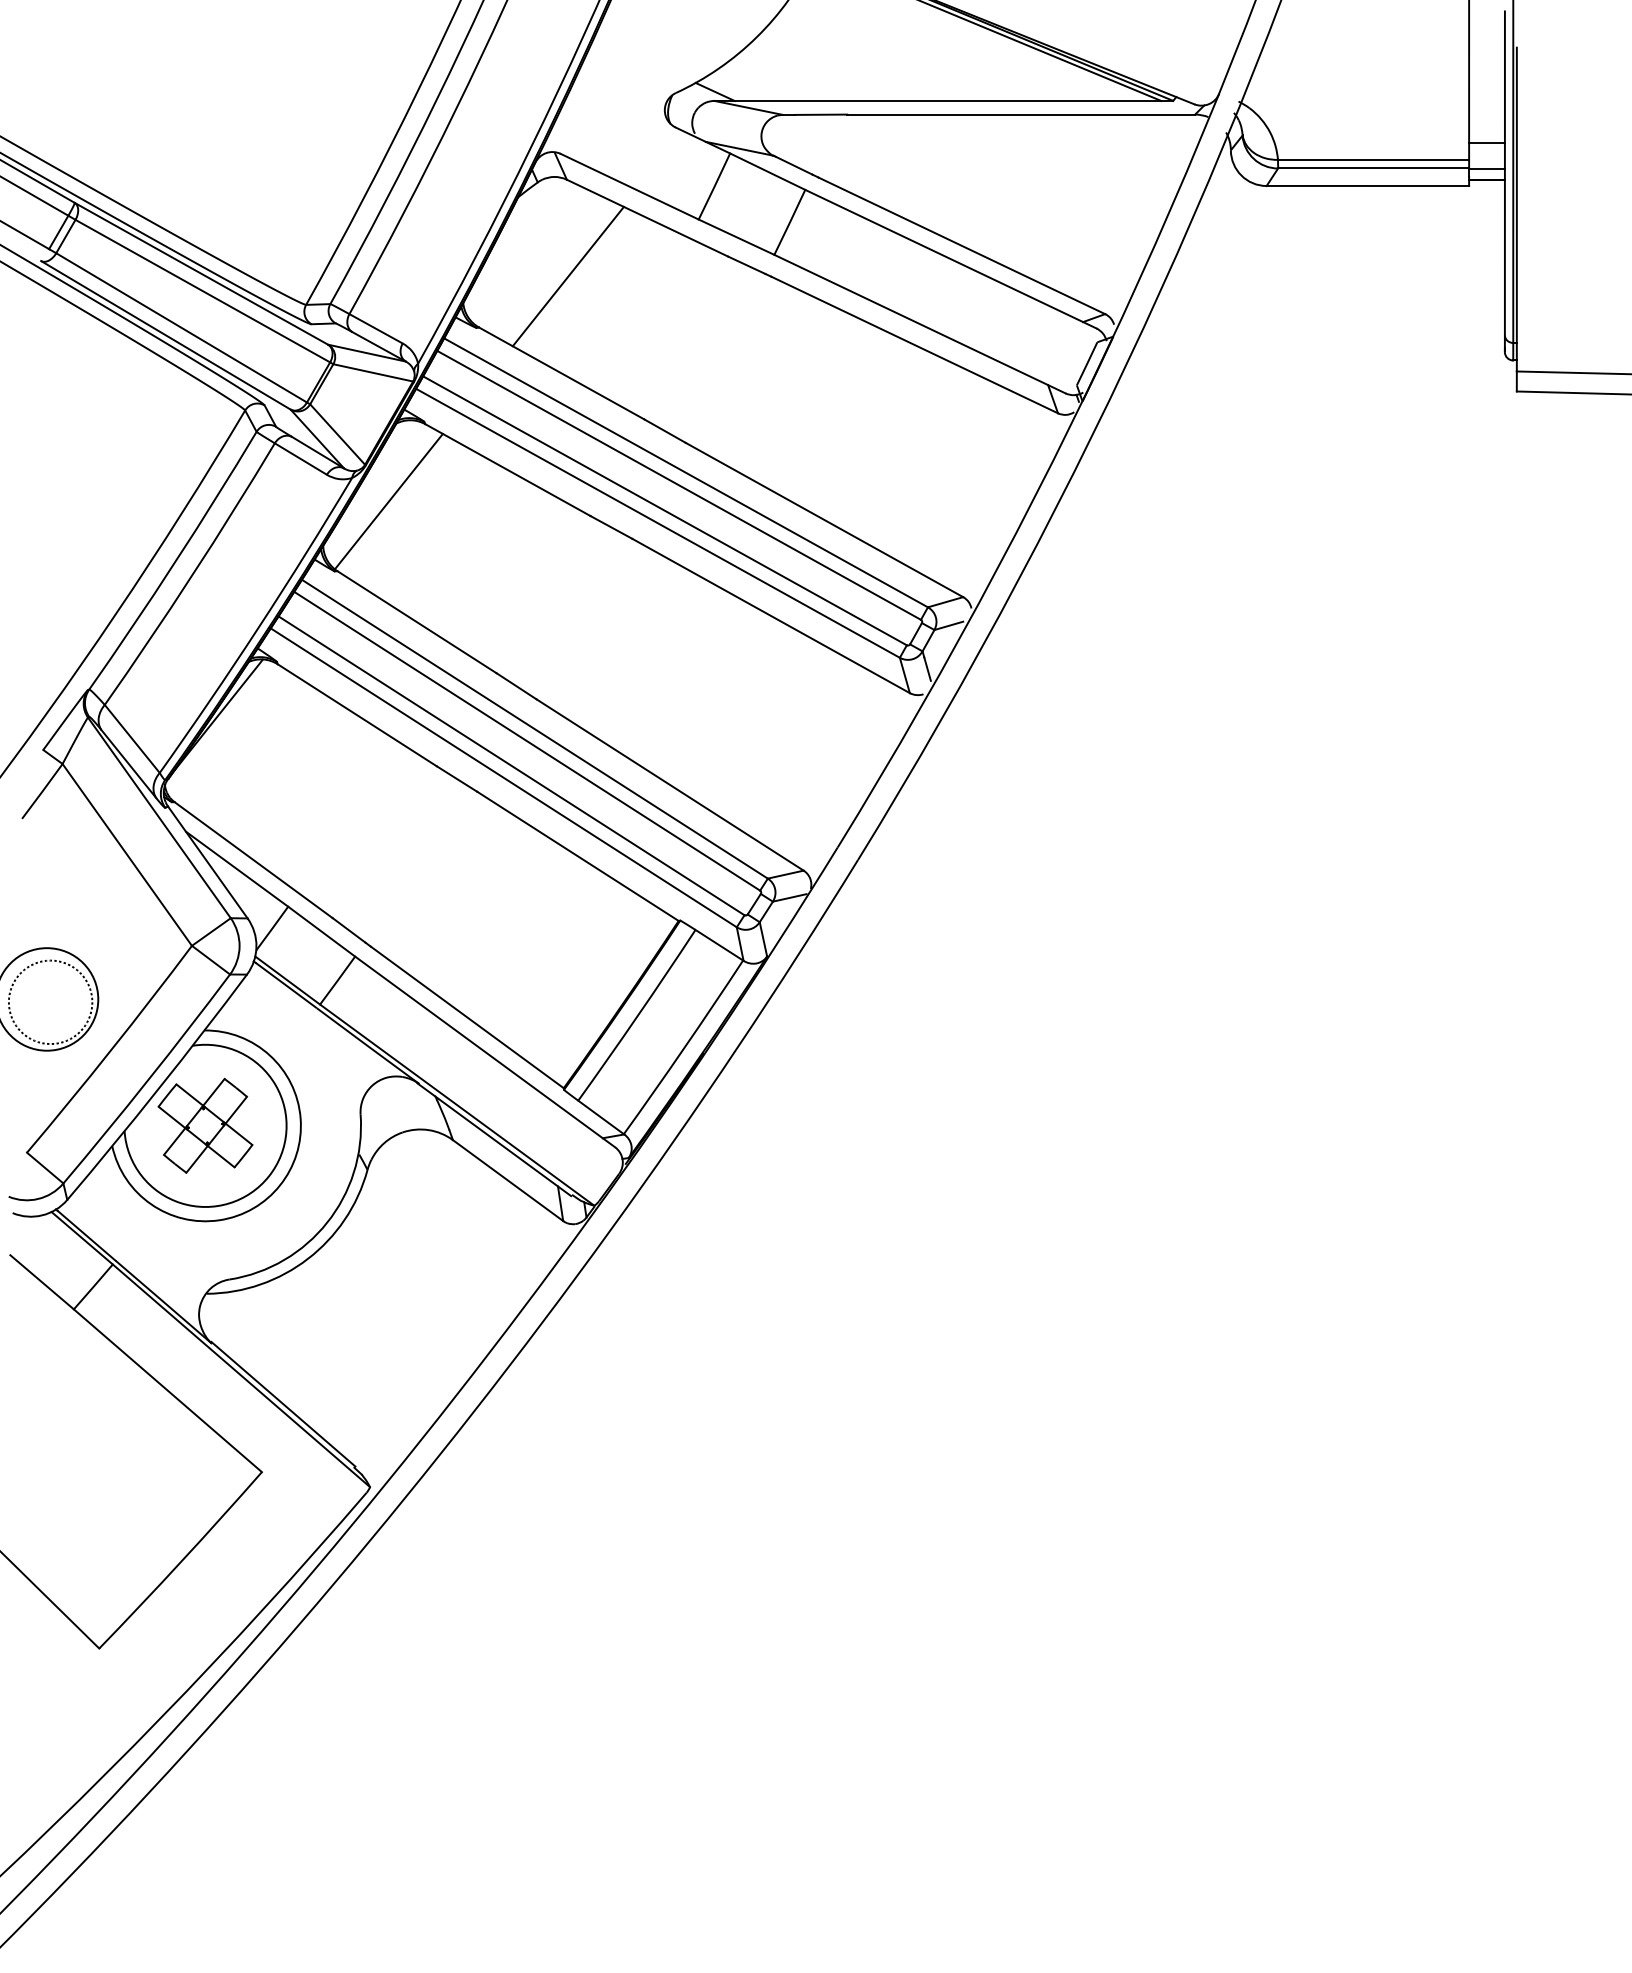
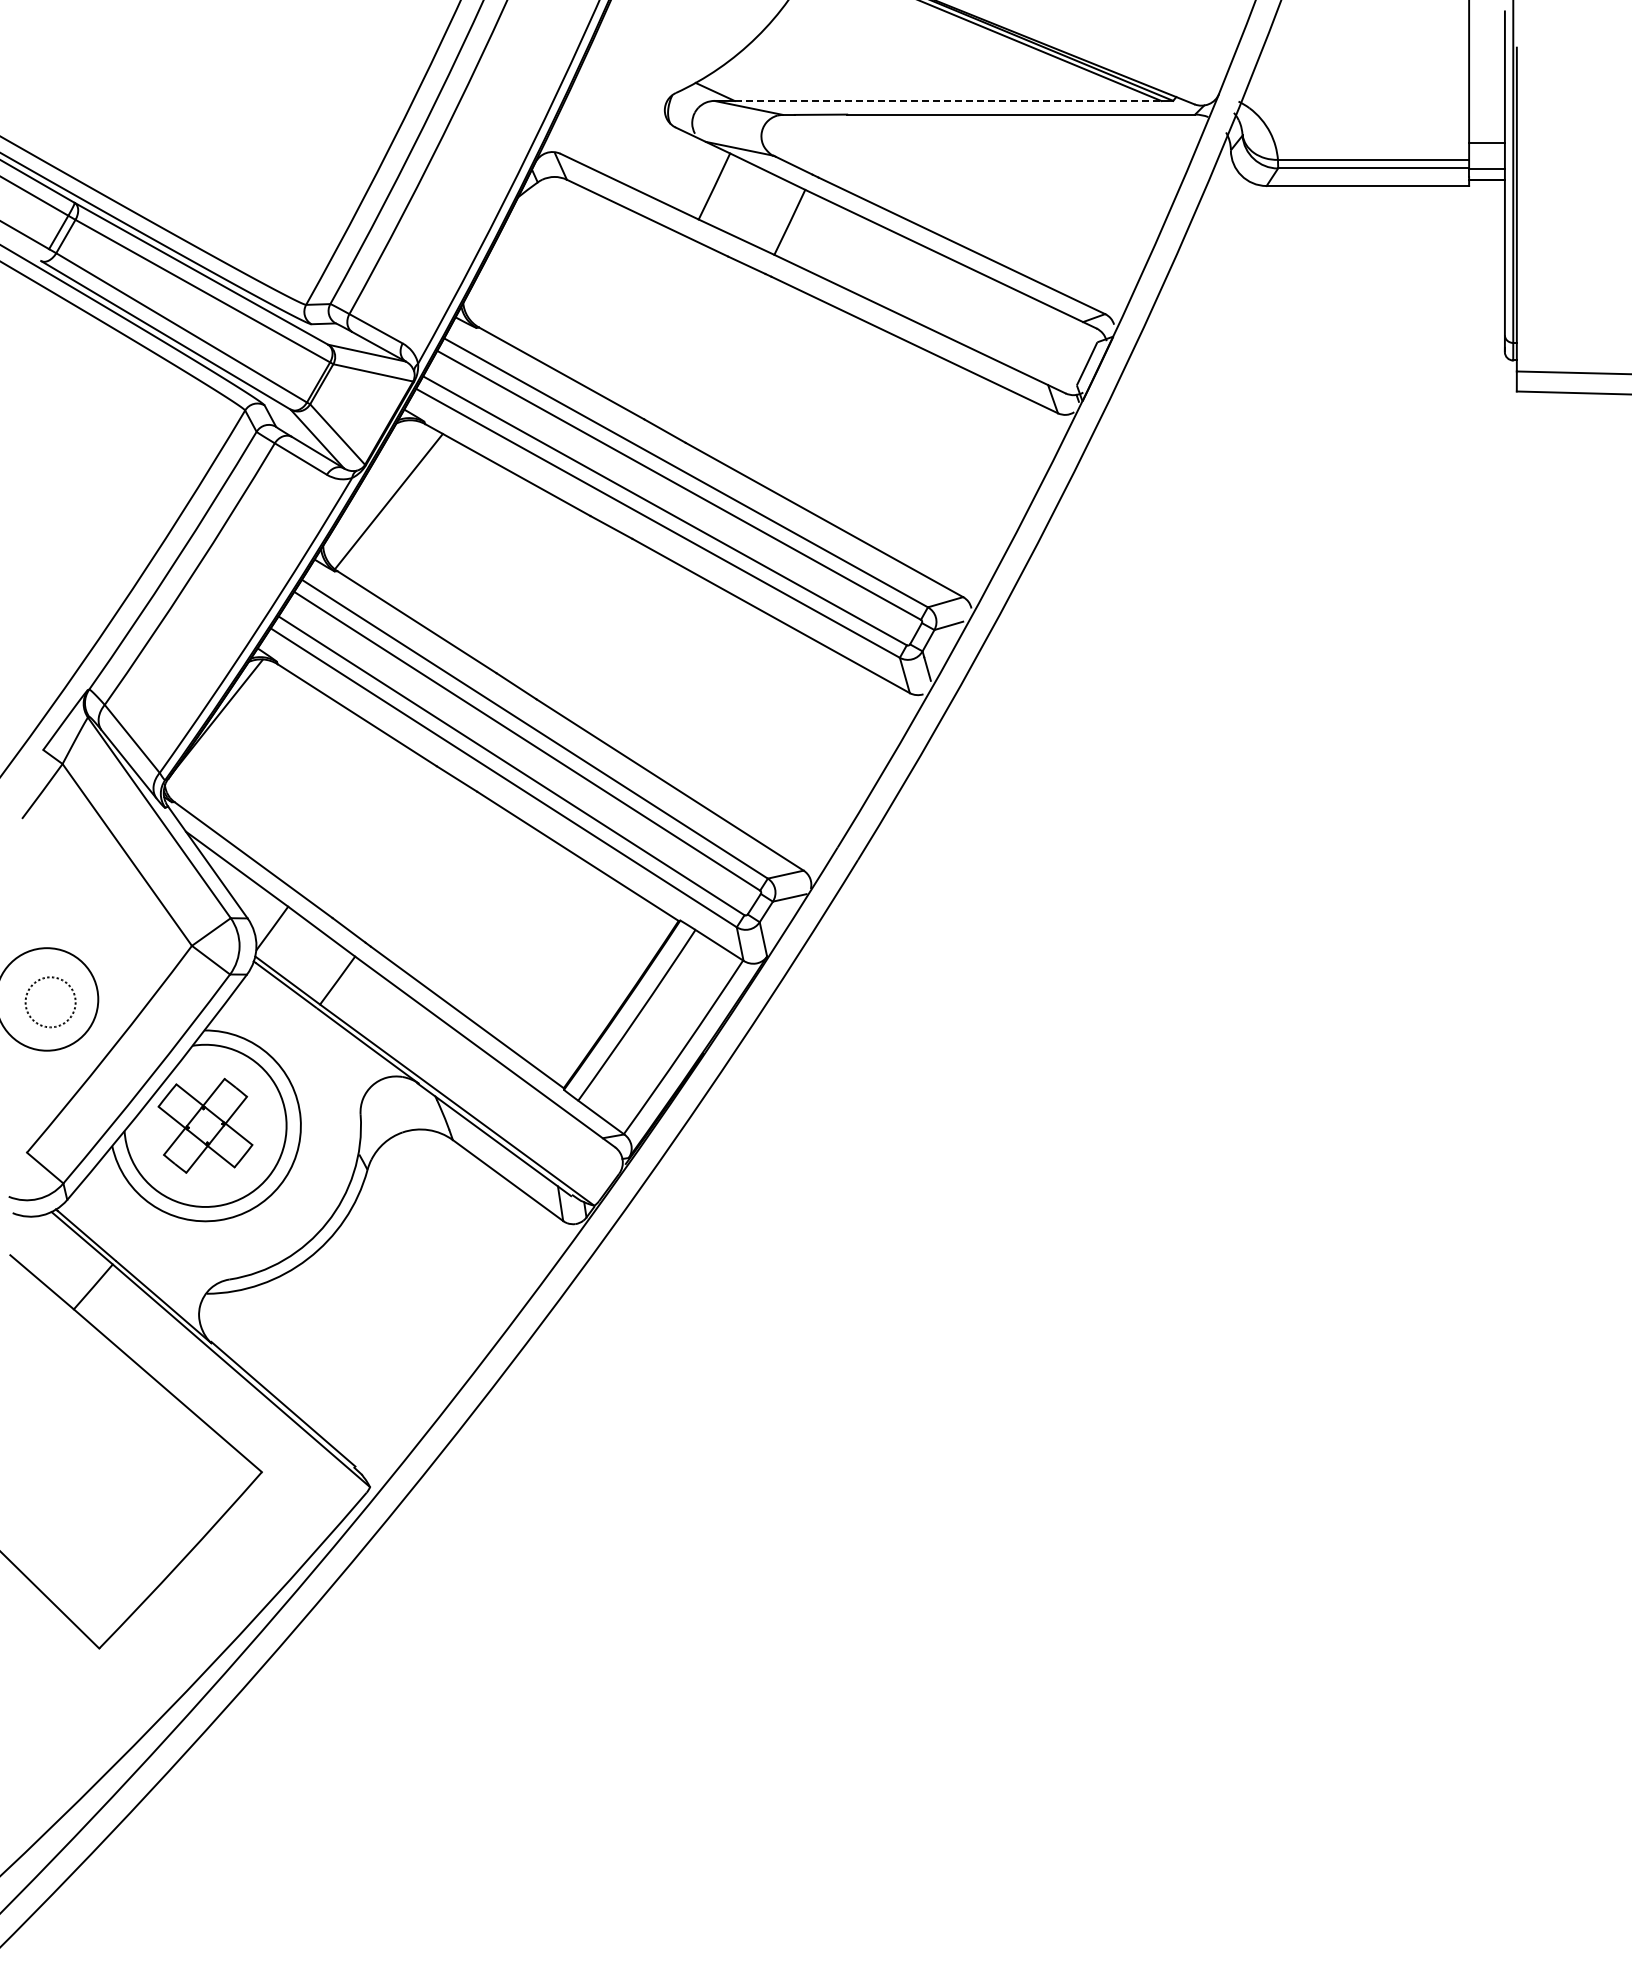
line: solid -> dashed (948, 101)
line: present -> none (567, 276)
circle diameter: 83 px -> 50 px (50, 1002)
